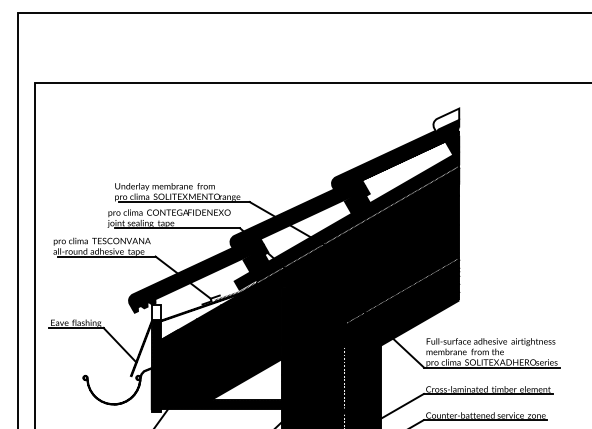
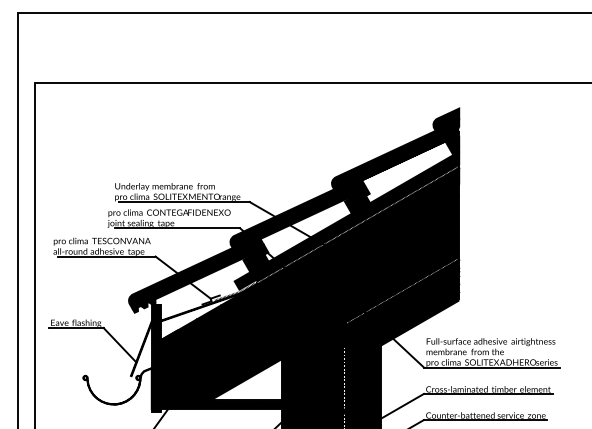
fill: none -> present (446, 121)
hatch: none -> present (156, 312)
